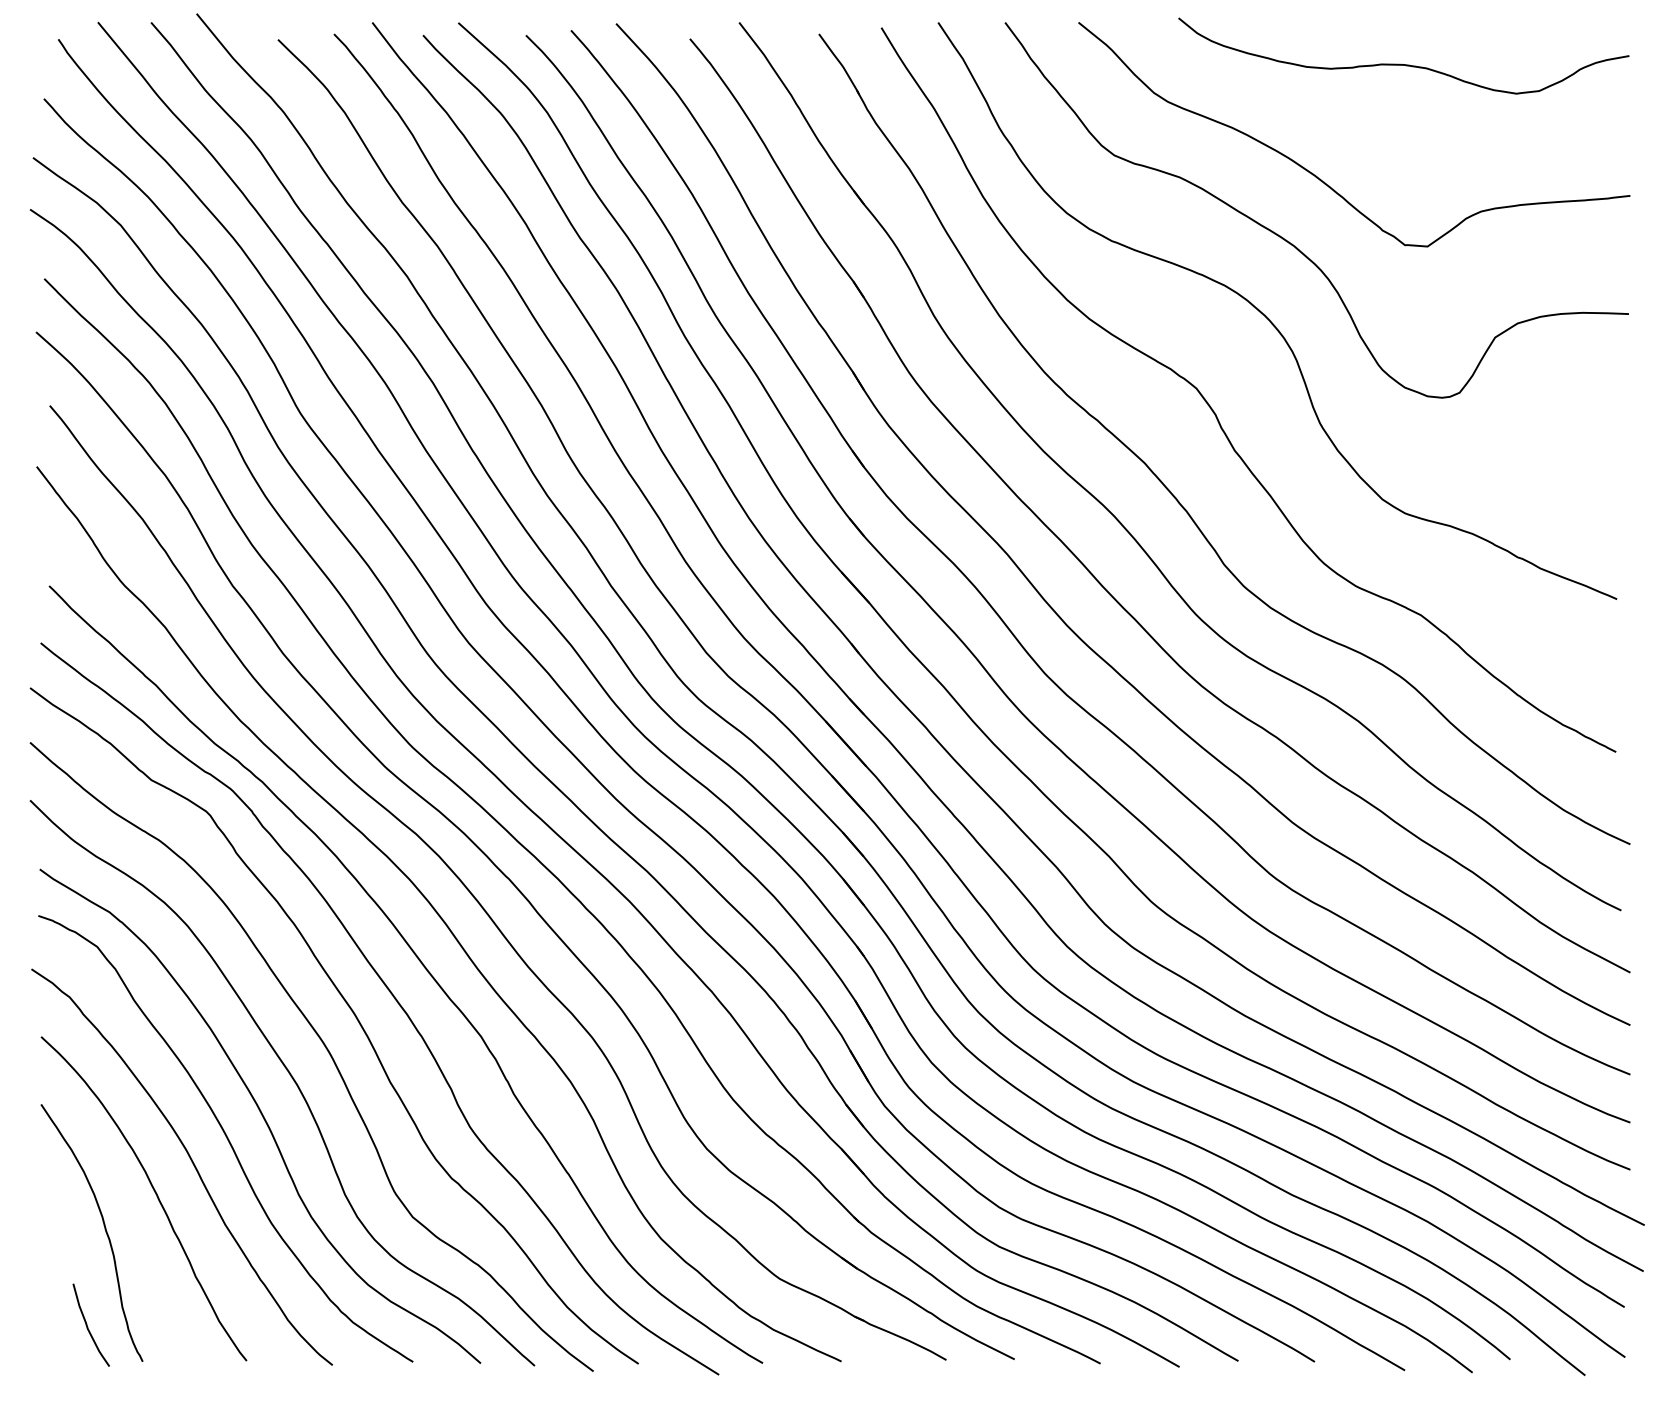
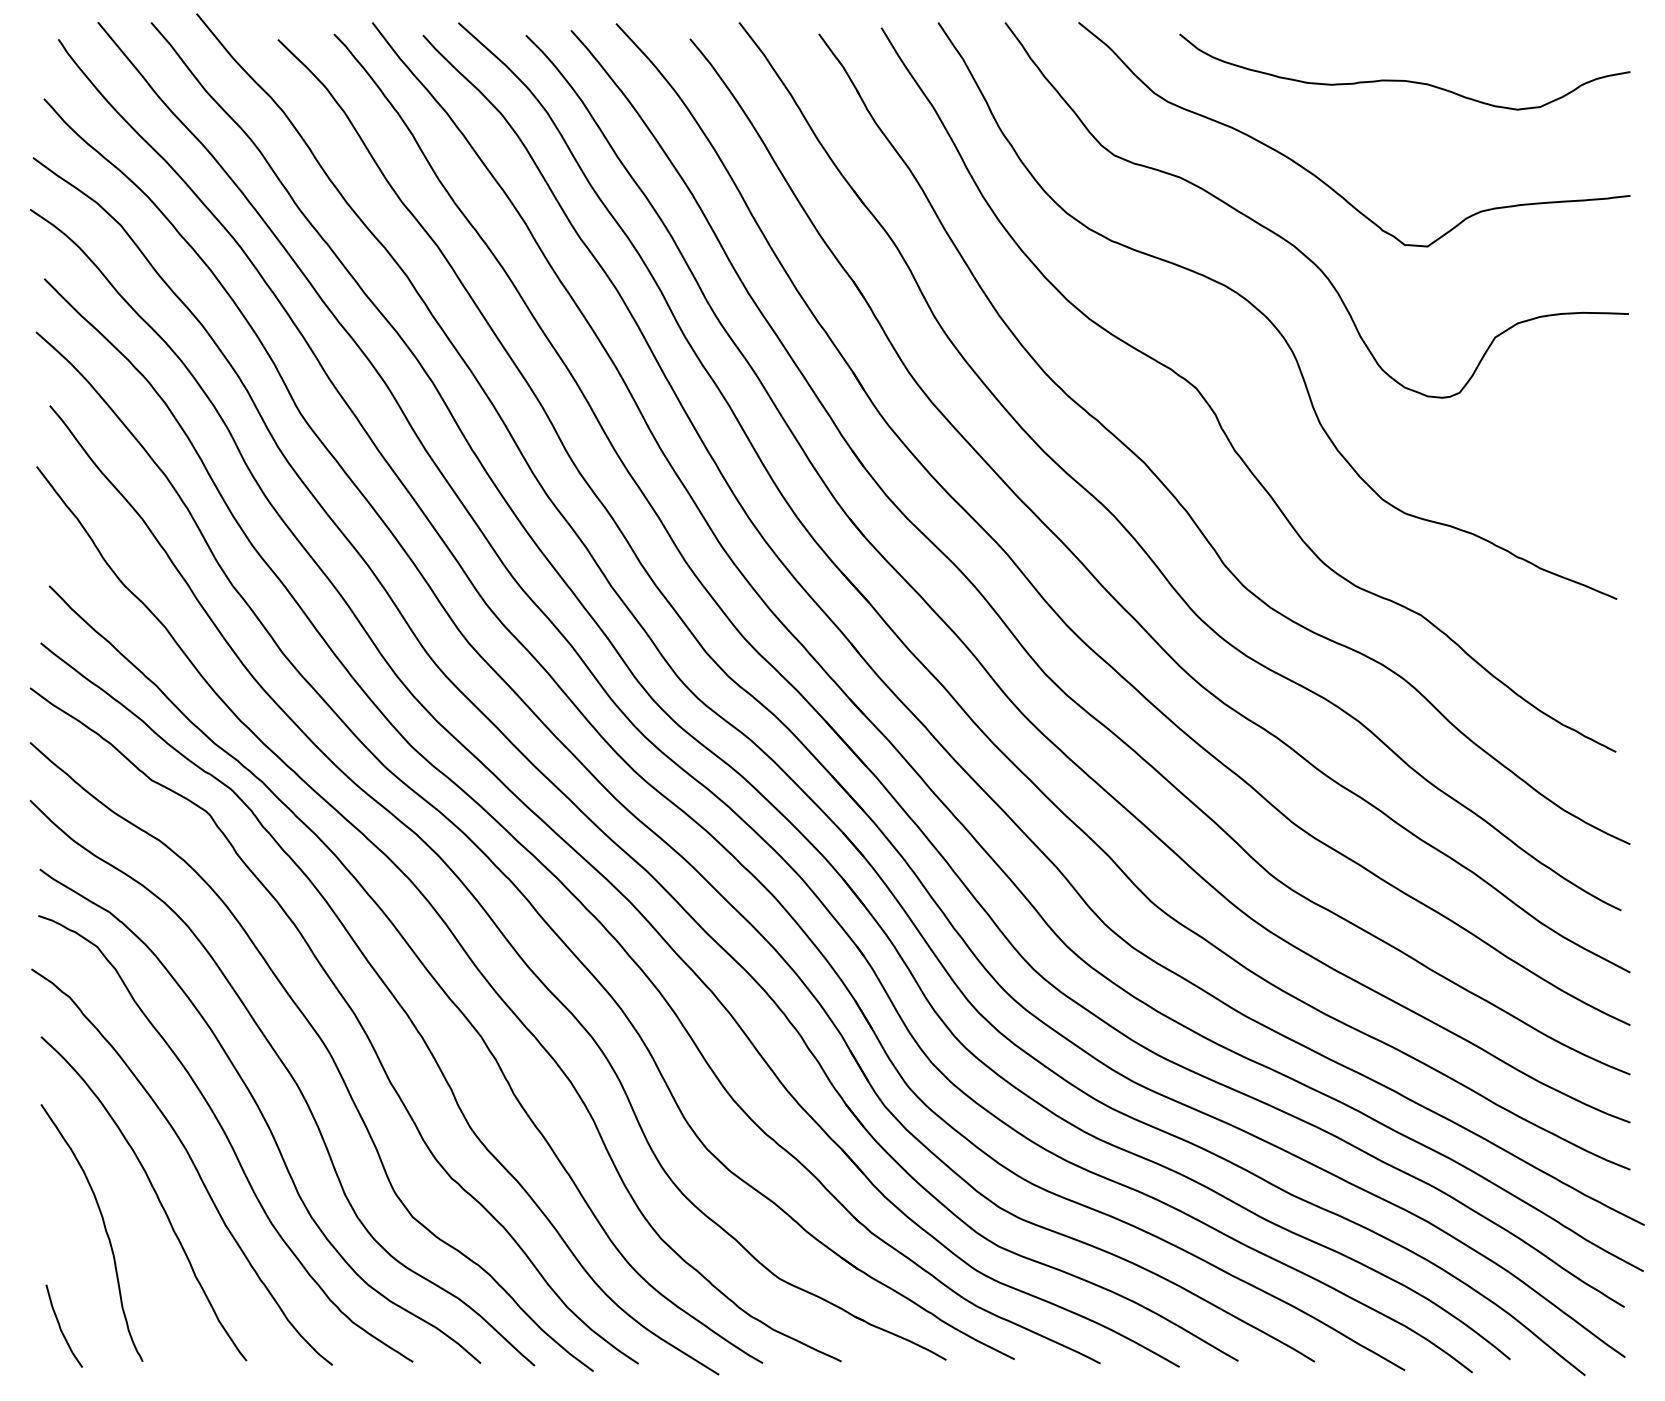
curve position: (1400, 63) -> (1401, 79) (1401, 79)
curve position: (87, 1324) -> (60, 1325) (60, 1325)
